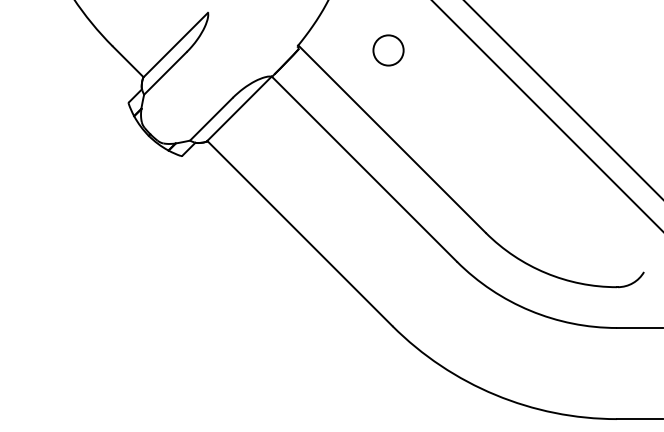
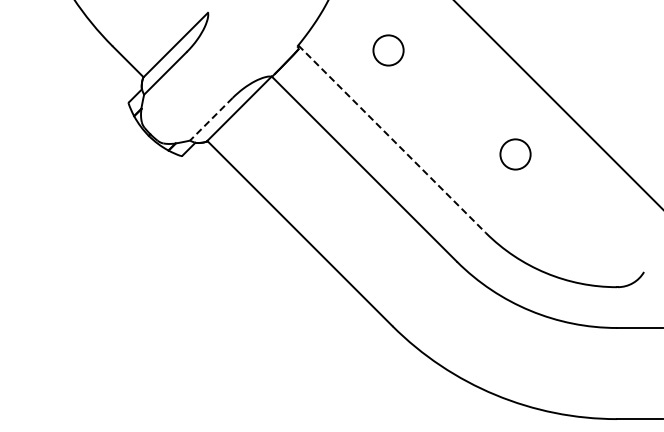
line position: (562, 99) -> (557, 104) (557, 104)
line: present -> none (547, 115)
line: solid -> dashed (211, 119)
line: solid -> dashed (392, 139)
circle: none -> present (515, 154)
